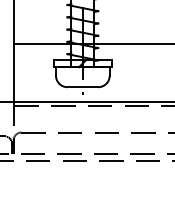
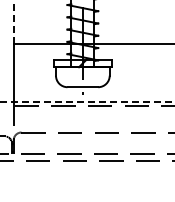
line: solid -> dashed (13, 22)
line: solid -> dashed (87, 101)
